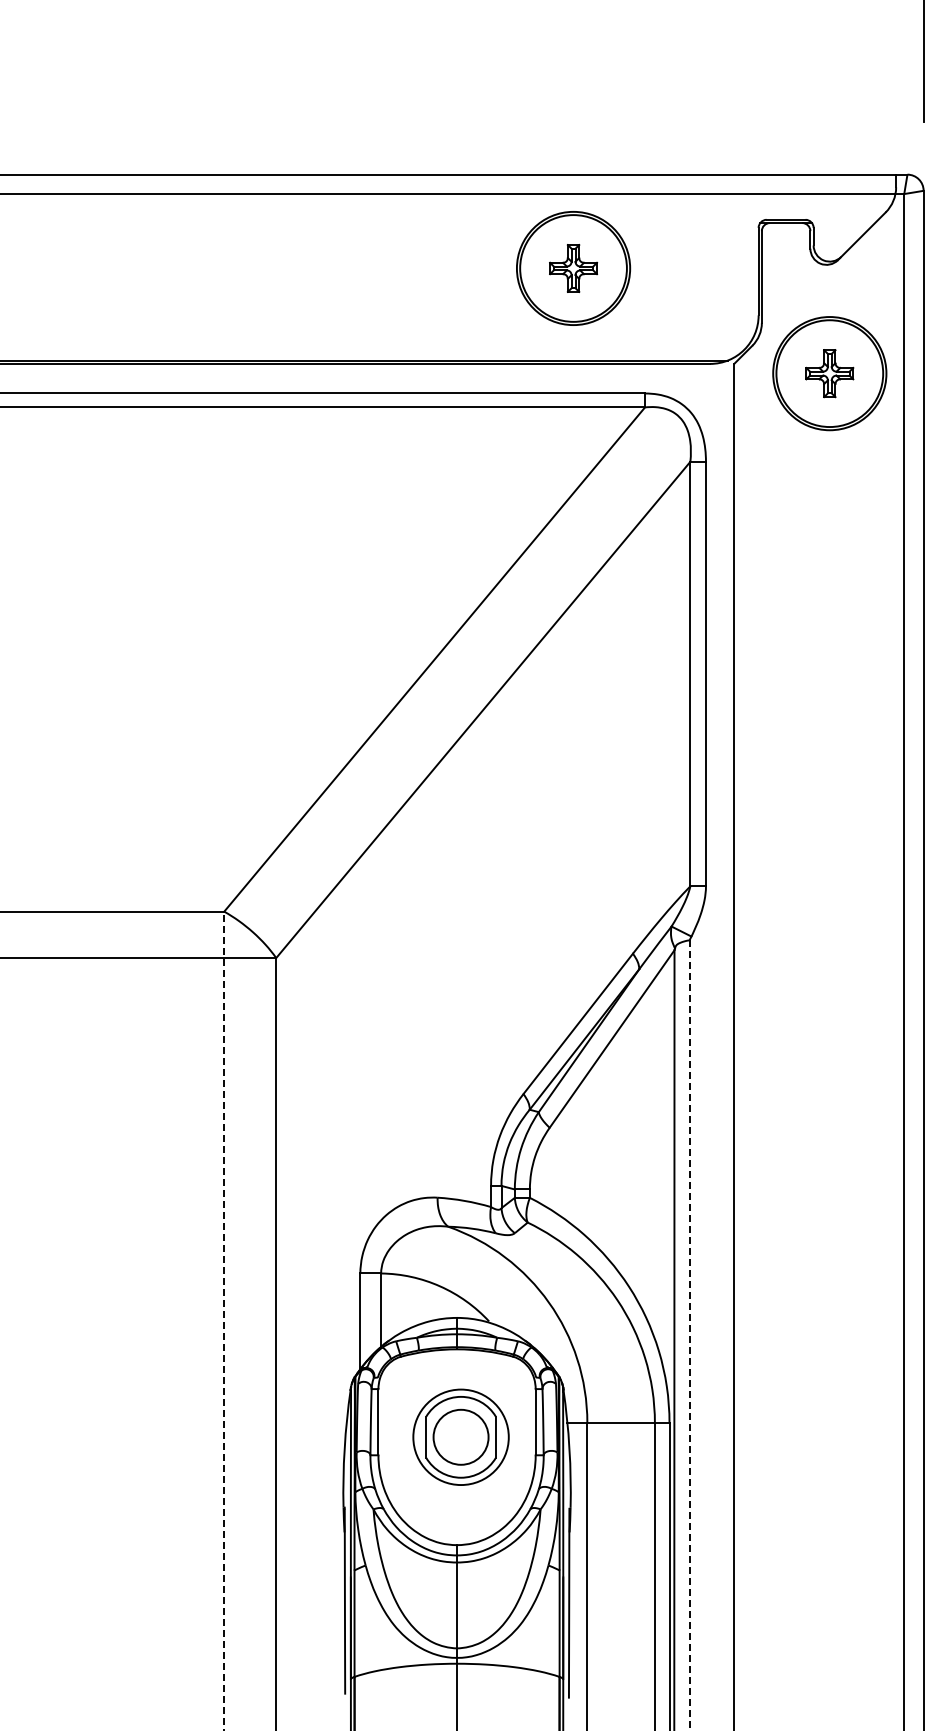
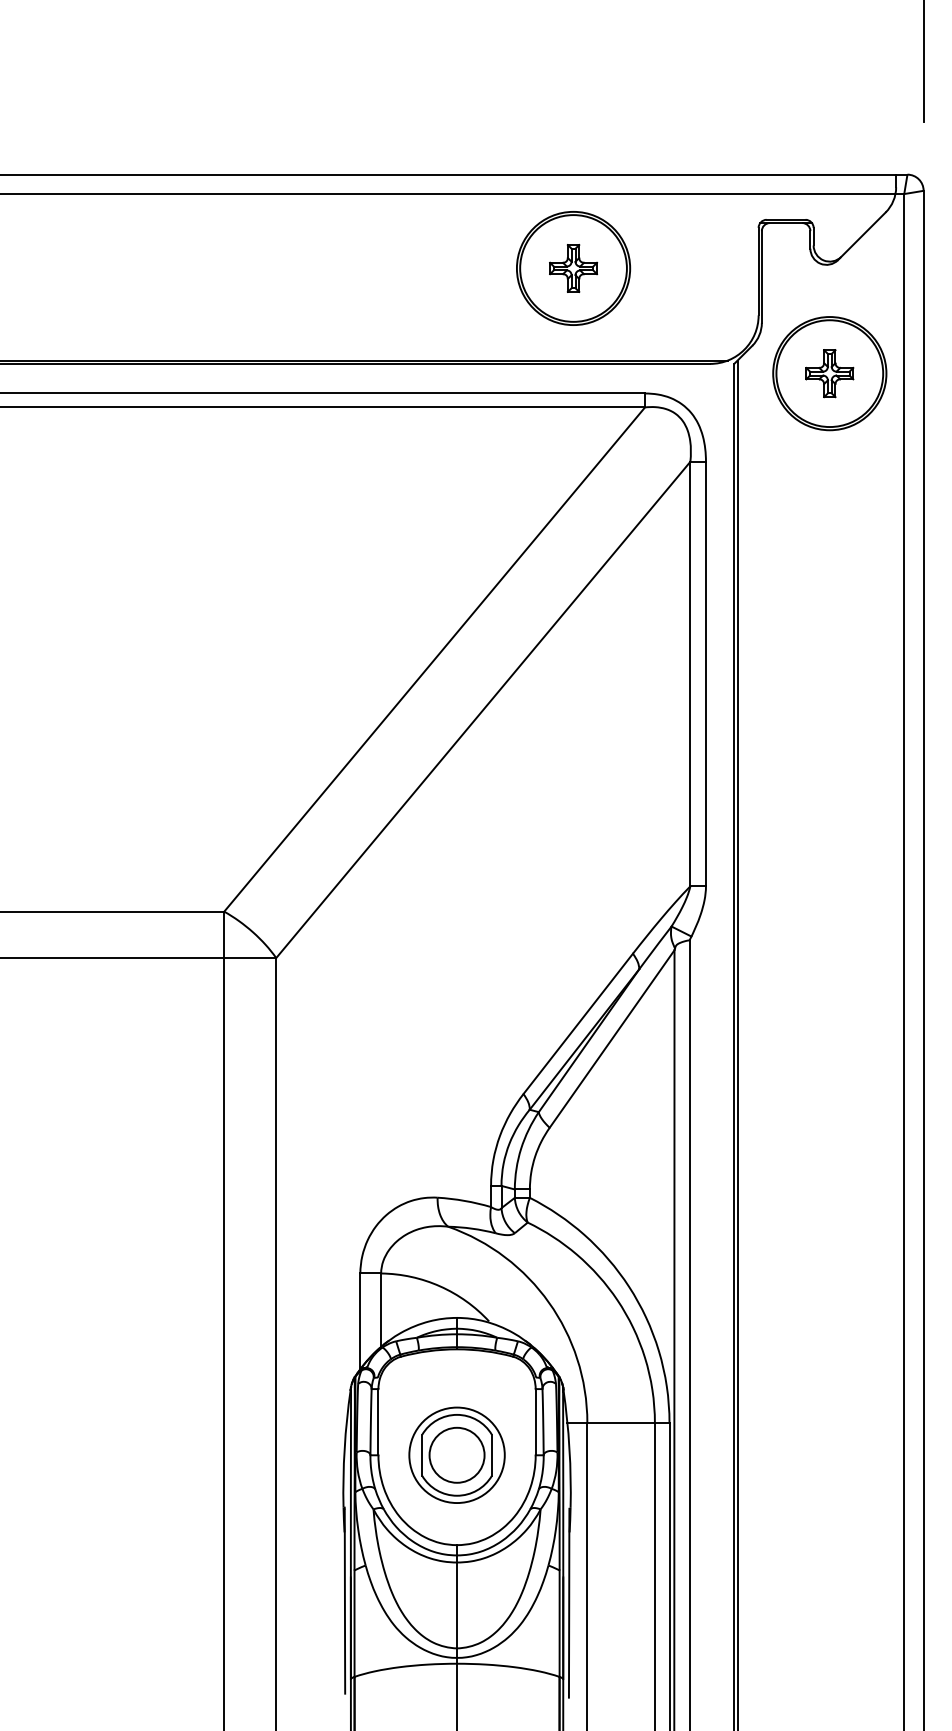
line: none -> present (737, 1043)
line: dashed -> solid (224, 1321)
line: dashed -> solid (689, 1335)
part position: (460, 1436) -> (456, 1454) (456, 1454)
